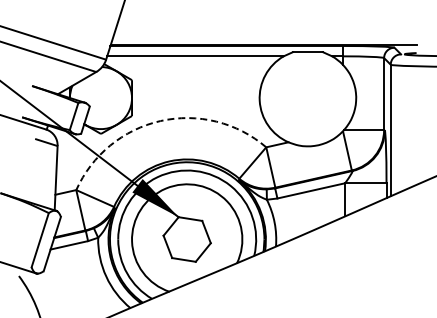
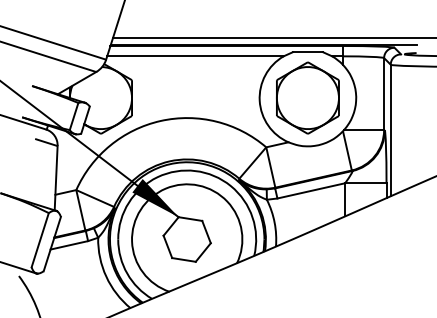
line: none -> present (273, 37)
part: none -> present (307, 97)
arc: dashed -> solid (160, 121)
